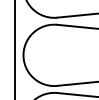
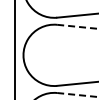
line: solid -> dashed (78, 26)
line: solid -> dashed (78, 95)
